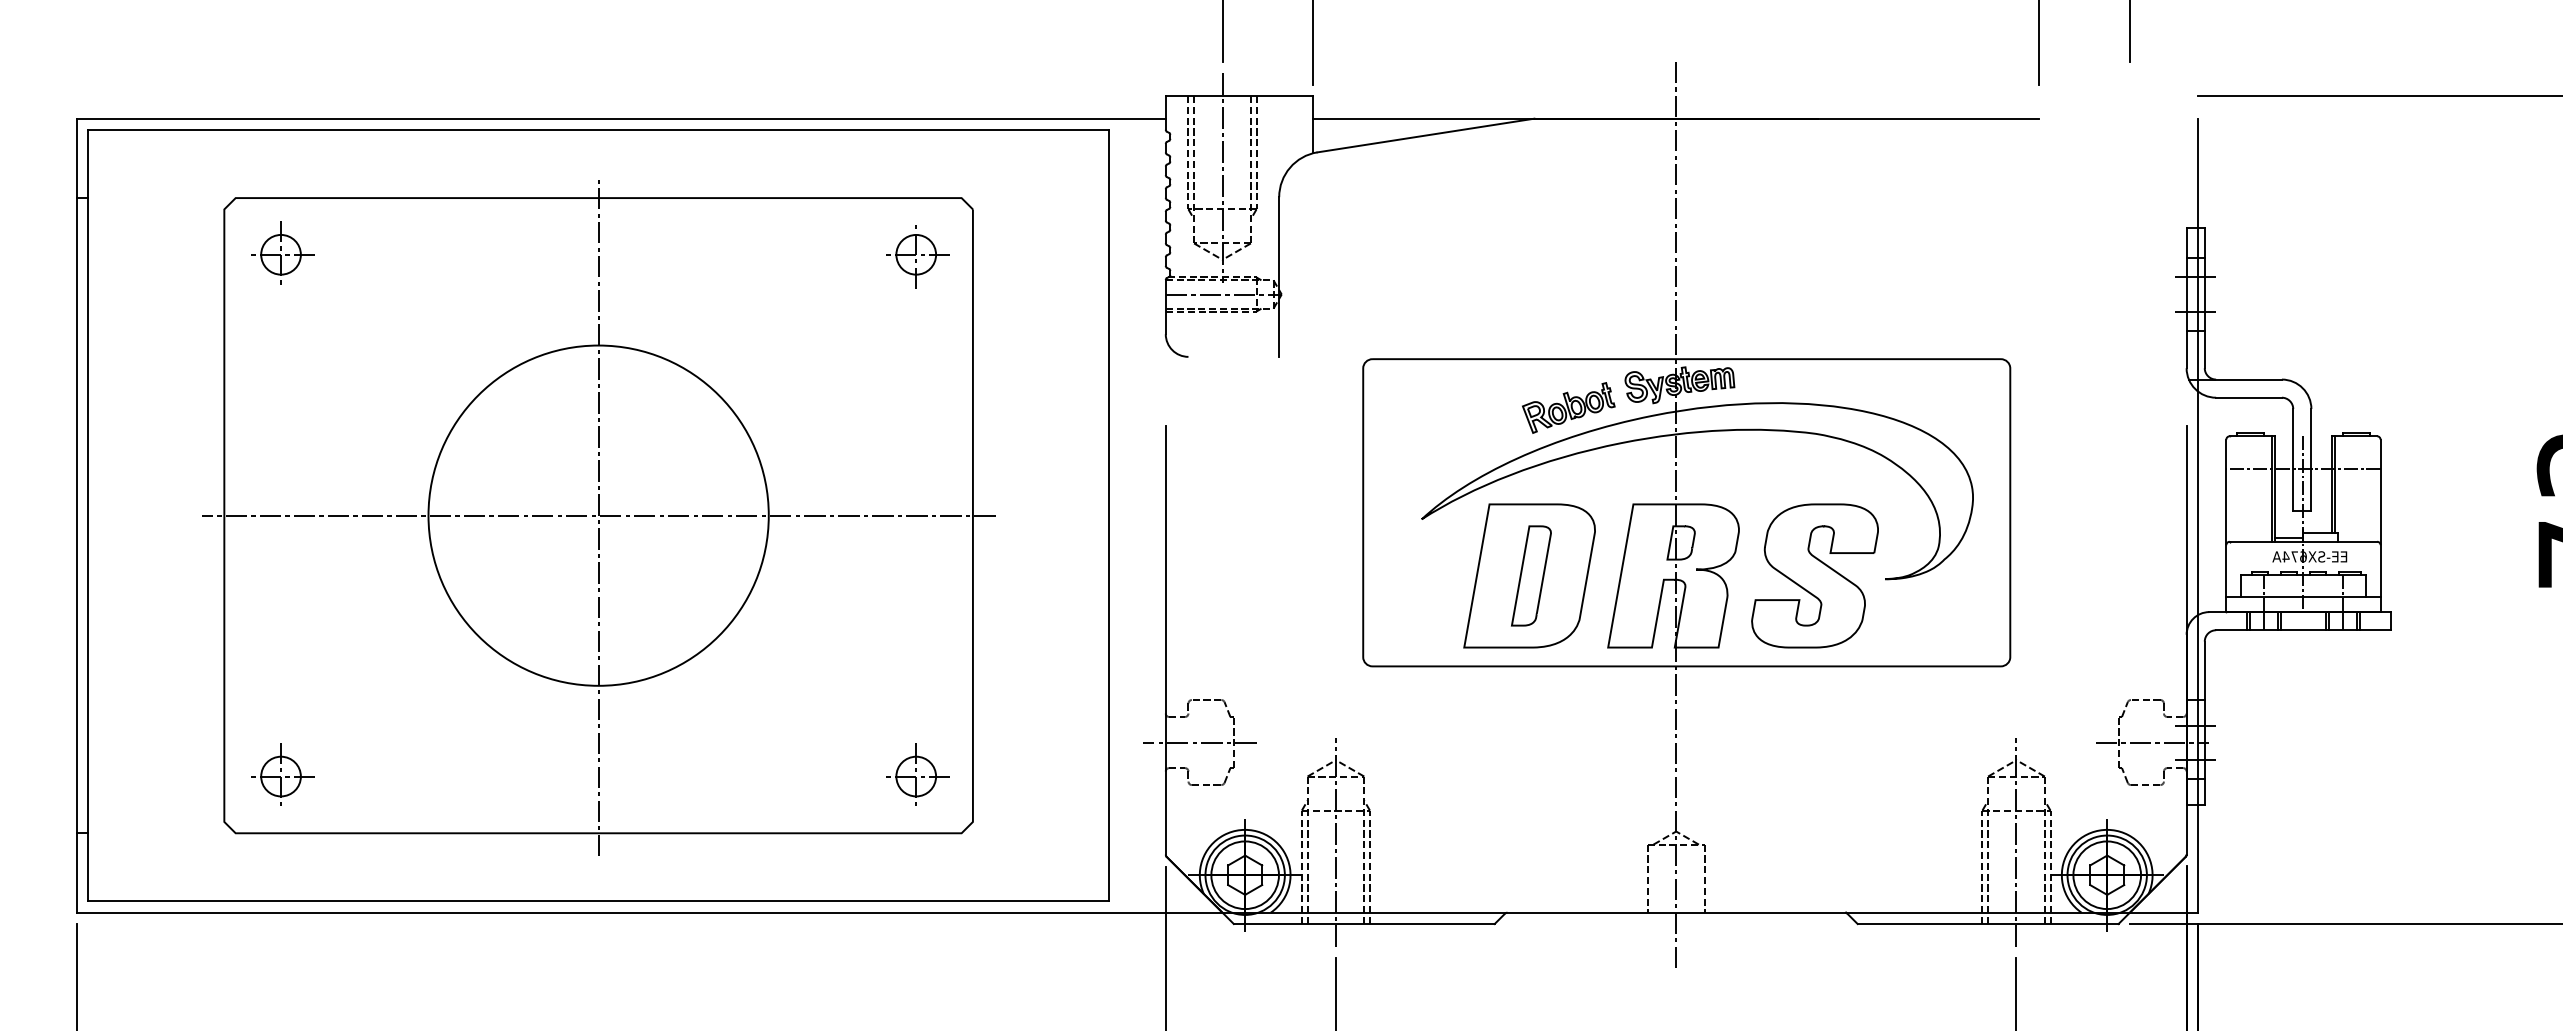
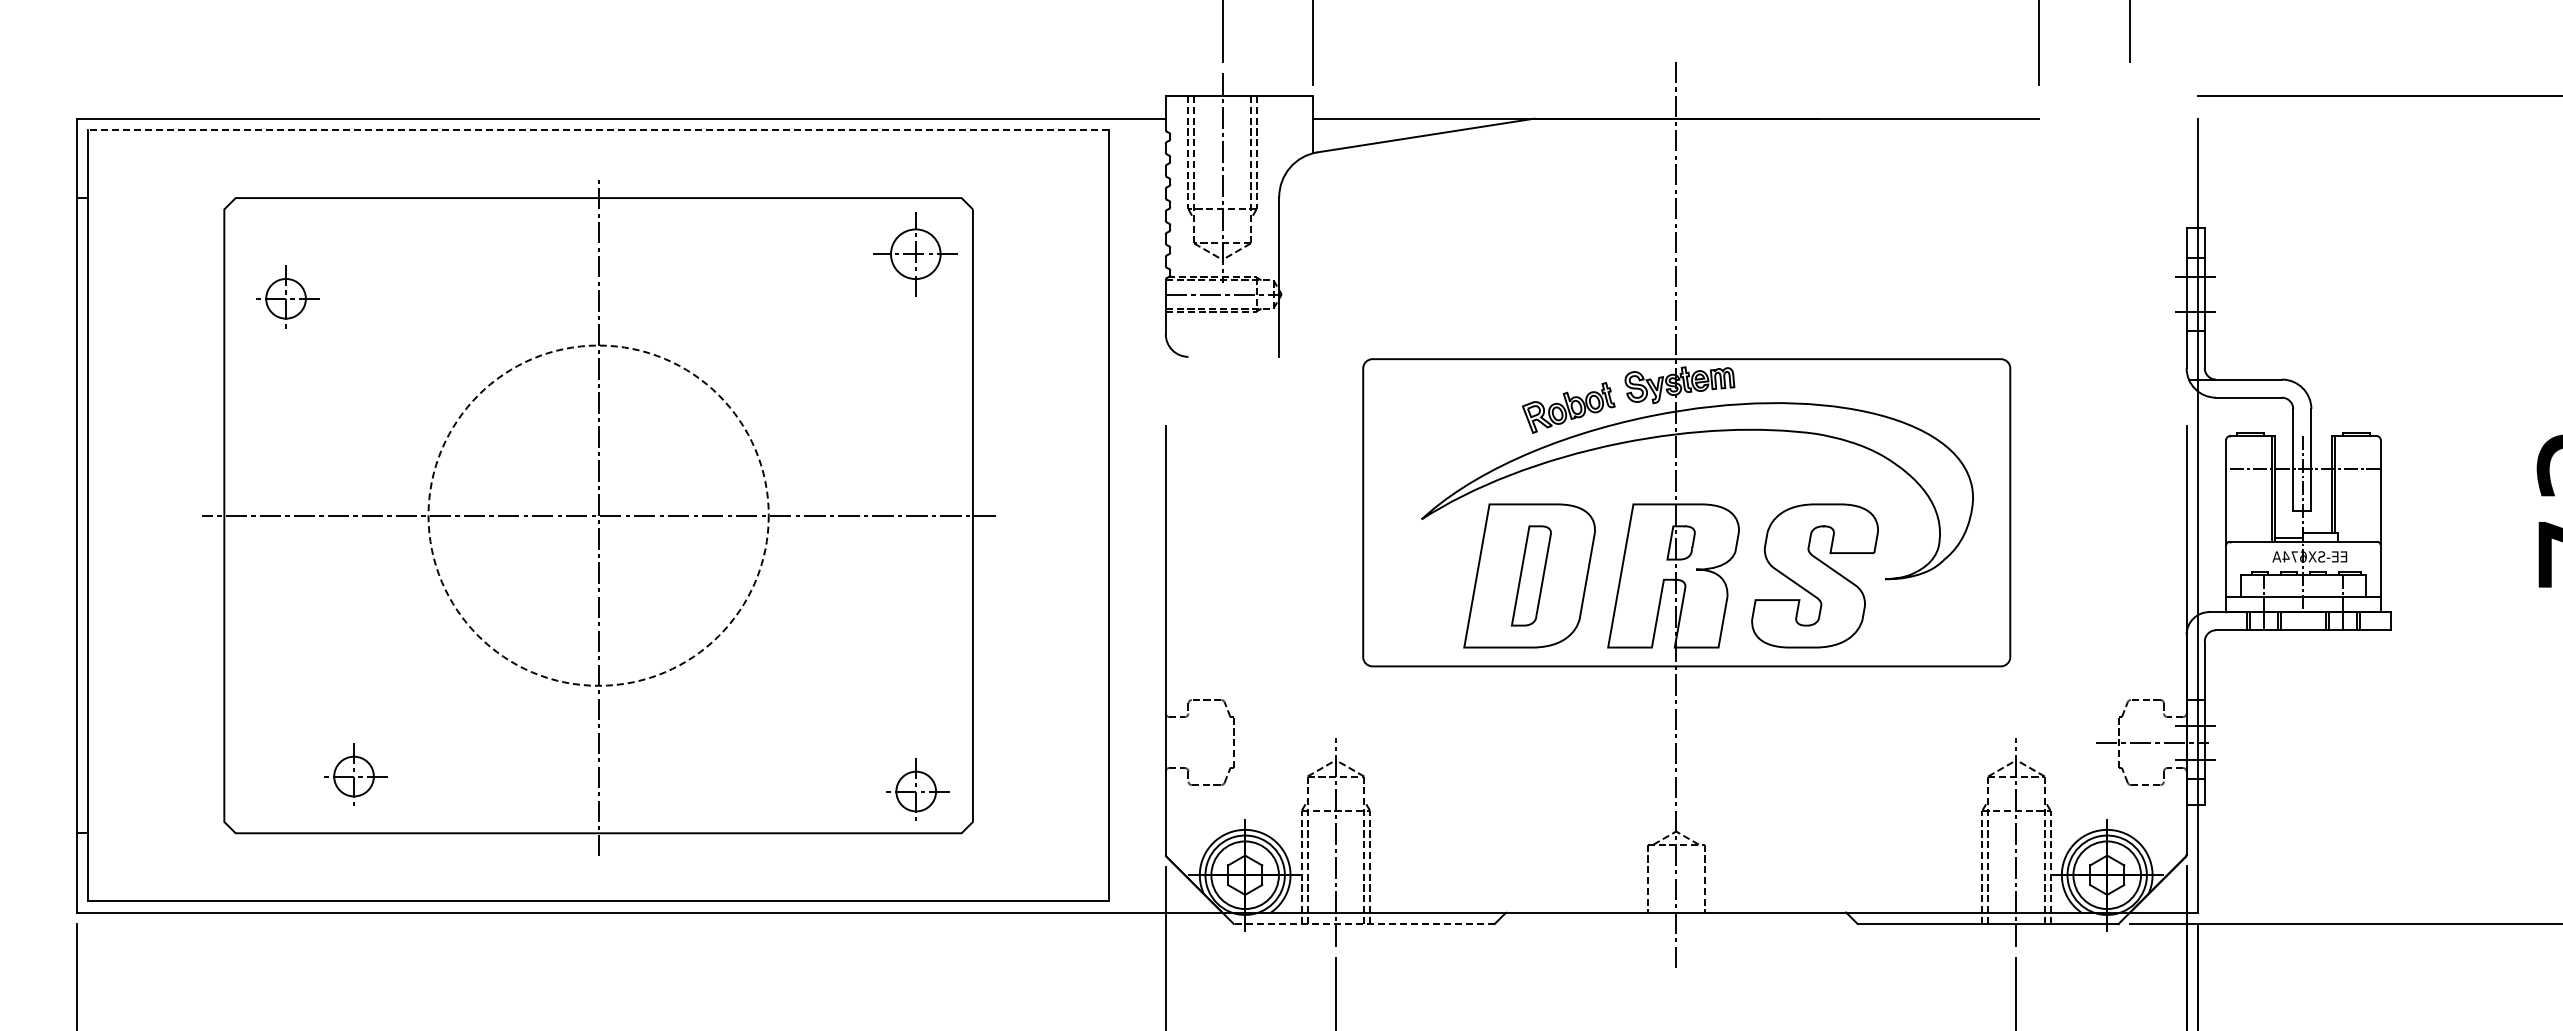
line: solid -> dashed (598, 130)
part position: (282, 252) -> (287, 296) (287, 296)
part size: 64x64 px -> 85x85 px (915, 254)
circle: solid -> dashed (598, 515)
line: present -> none (1199, 742)
part position: (282, 774) -> (355, 774) (355, 774)
part position: (917, 774) -> (917, 789) (917, 789)
line: solid -> dashed (1363, 924)
